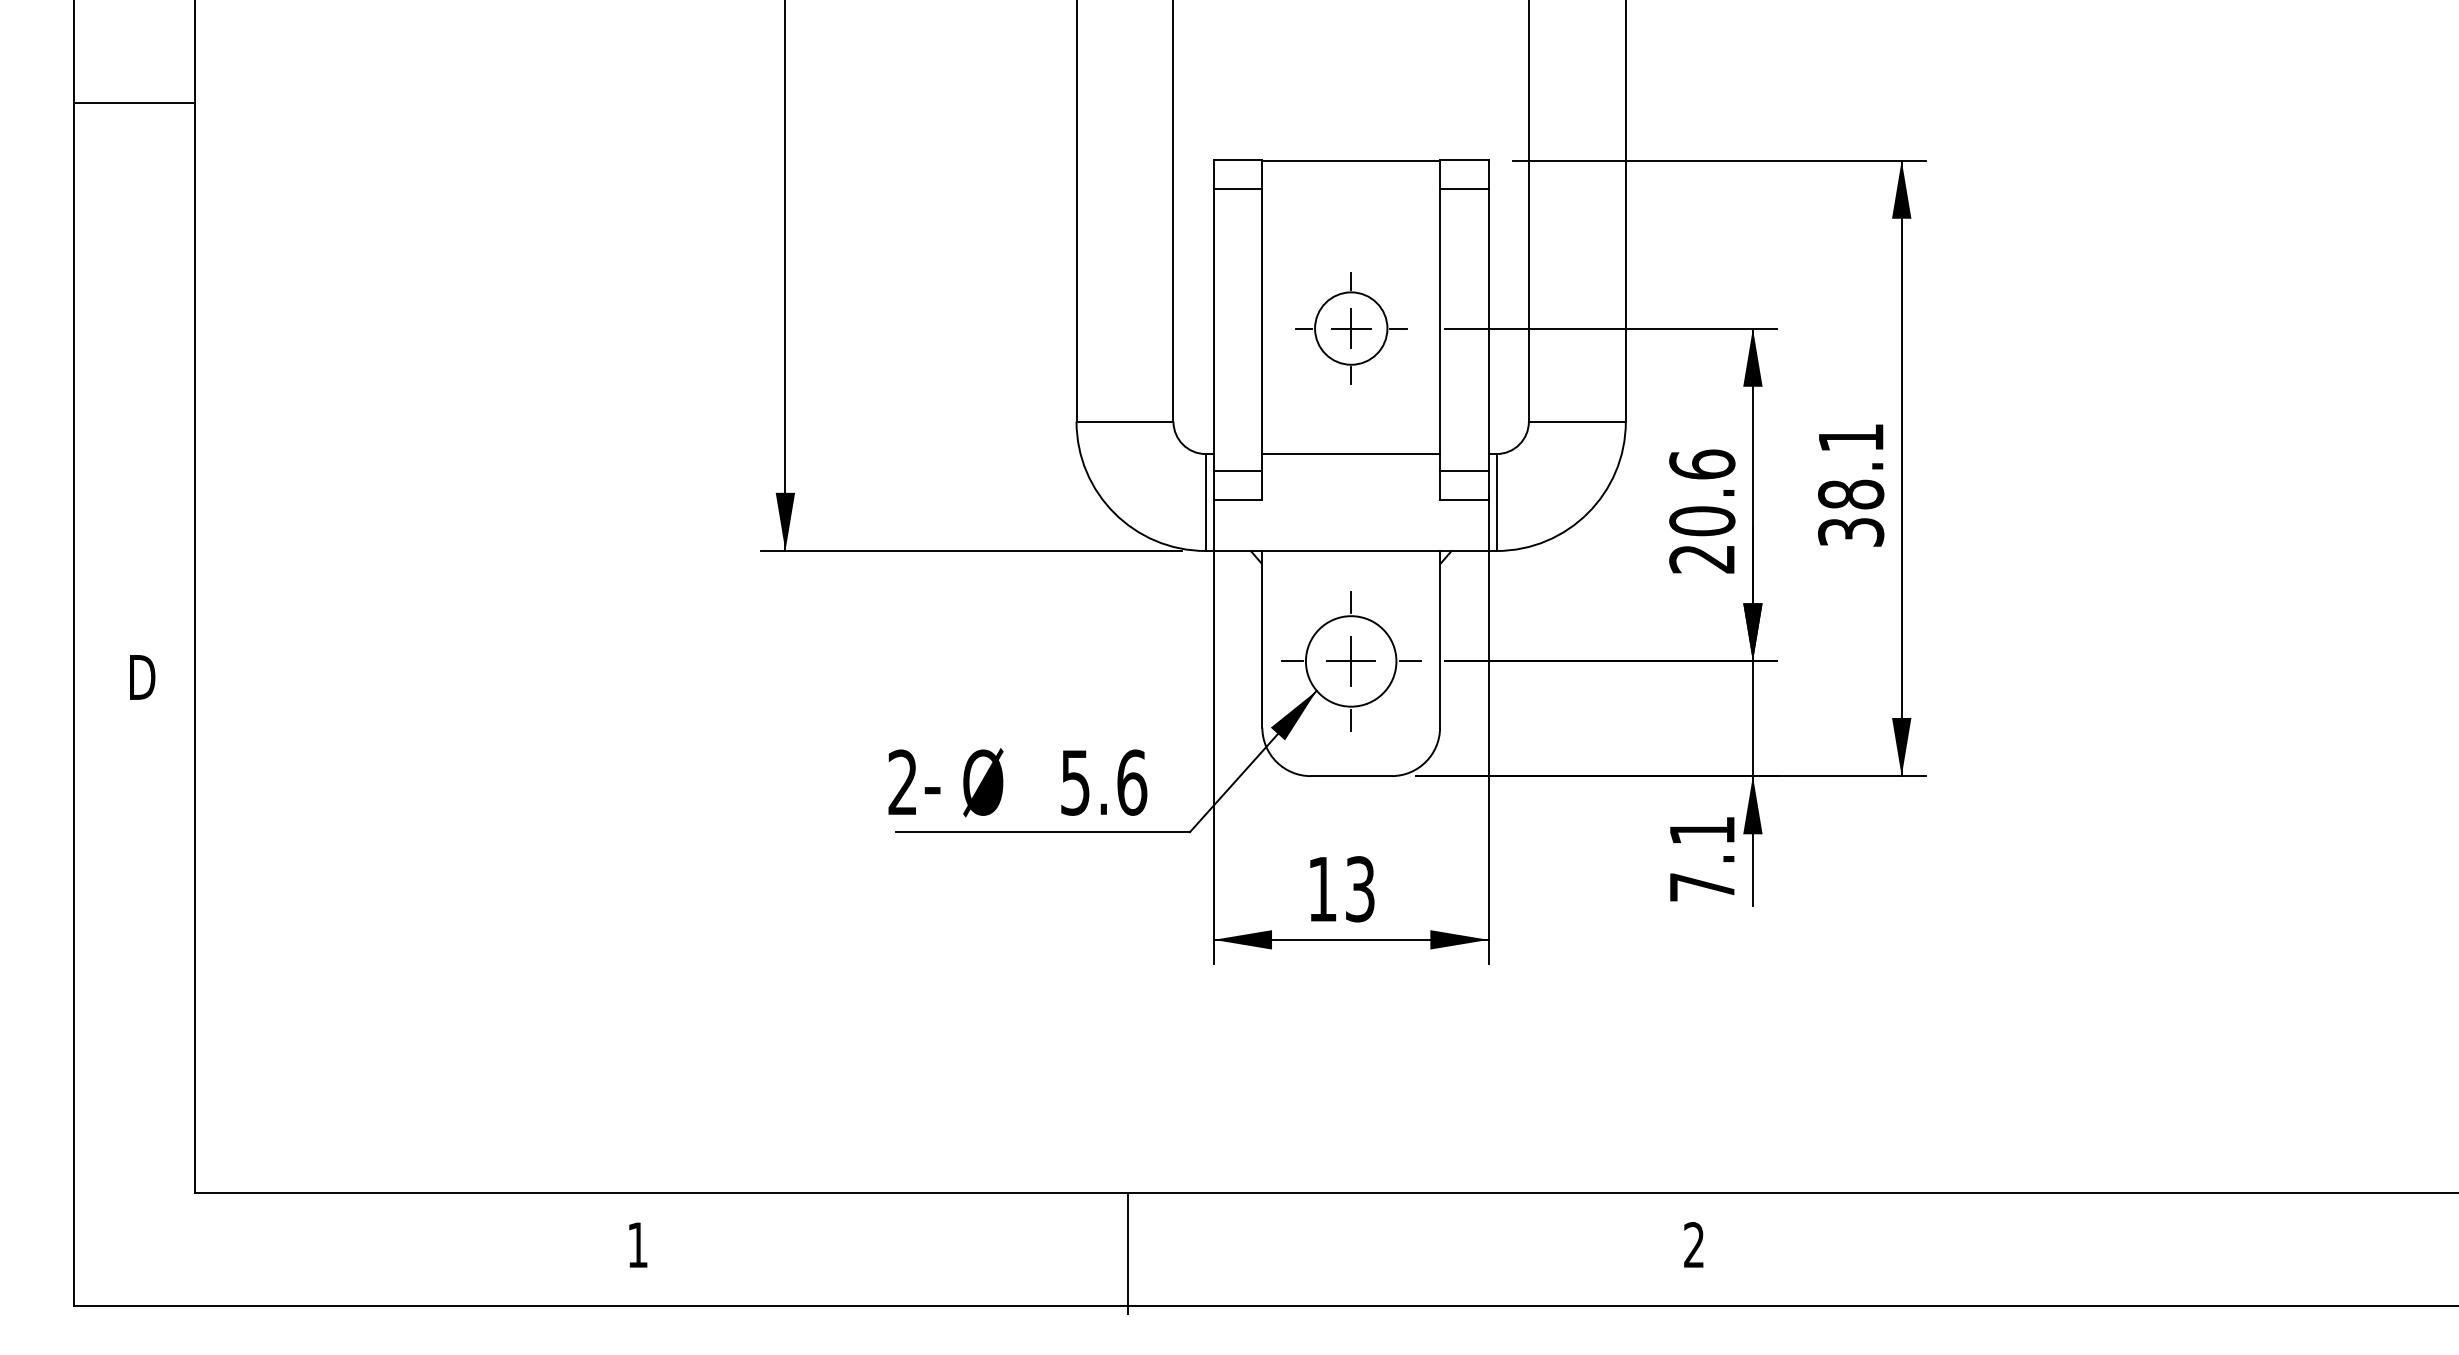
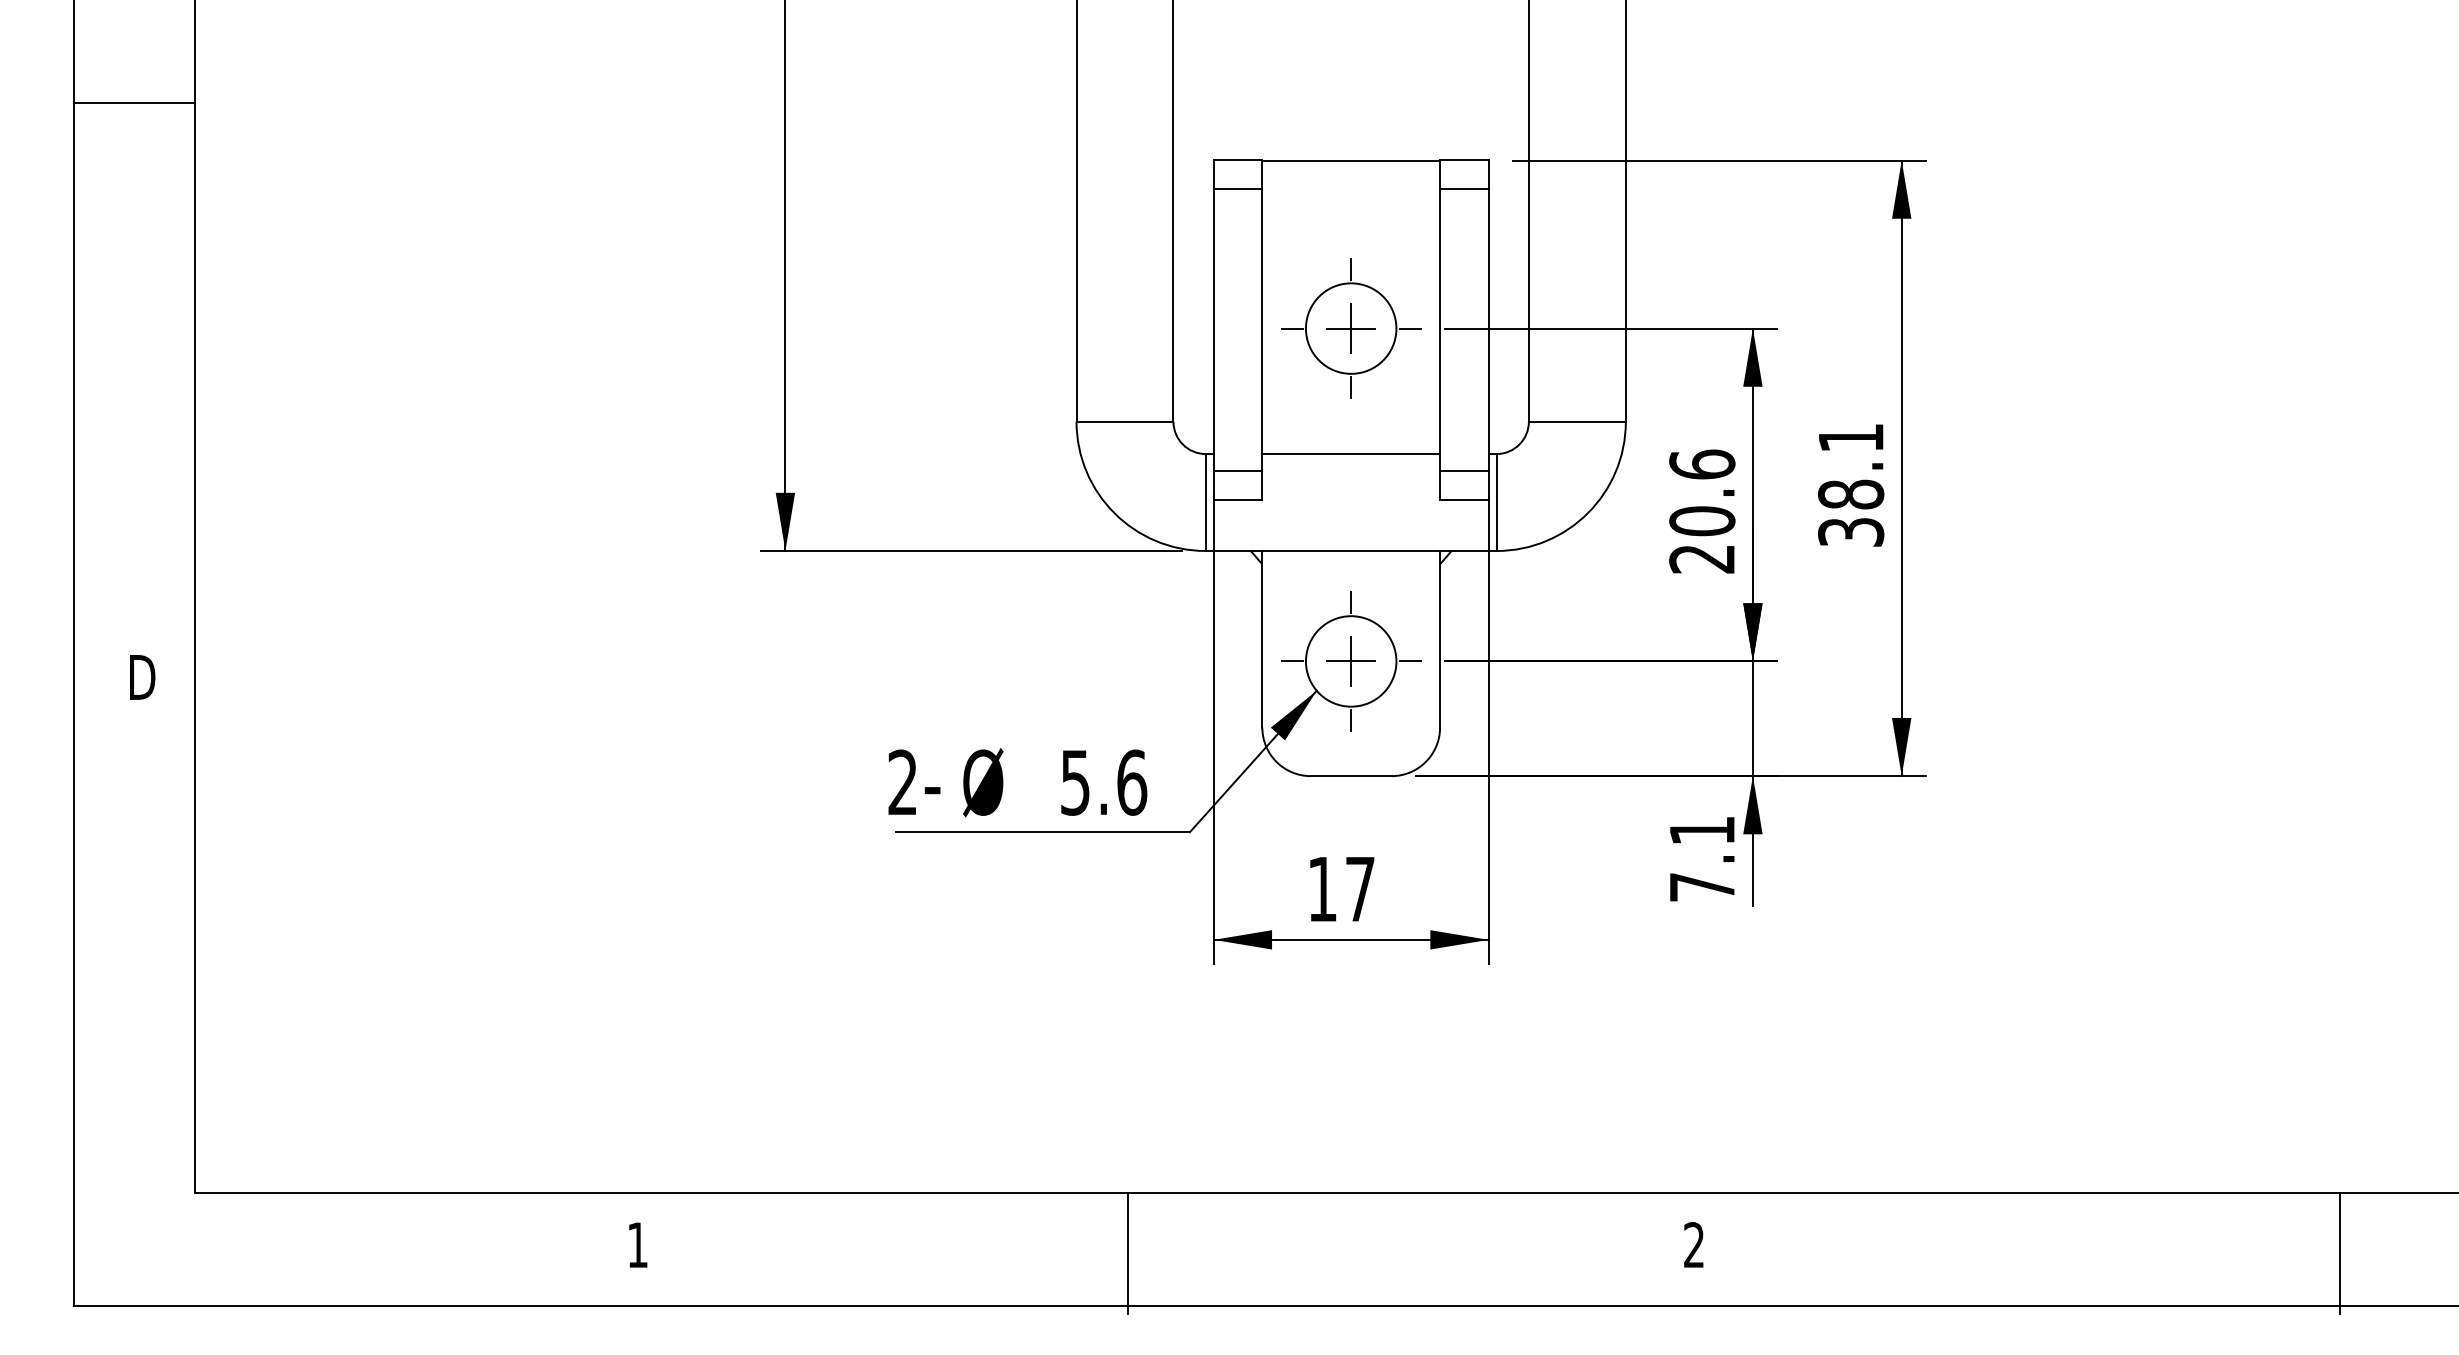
part size: 113x113 px -> 141x141 px (1351, 328)
text: 13 -> 17 (1360, 889)
line: none -> present (2339, 1253)
